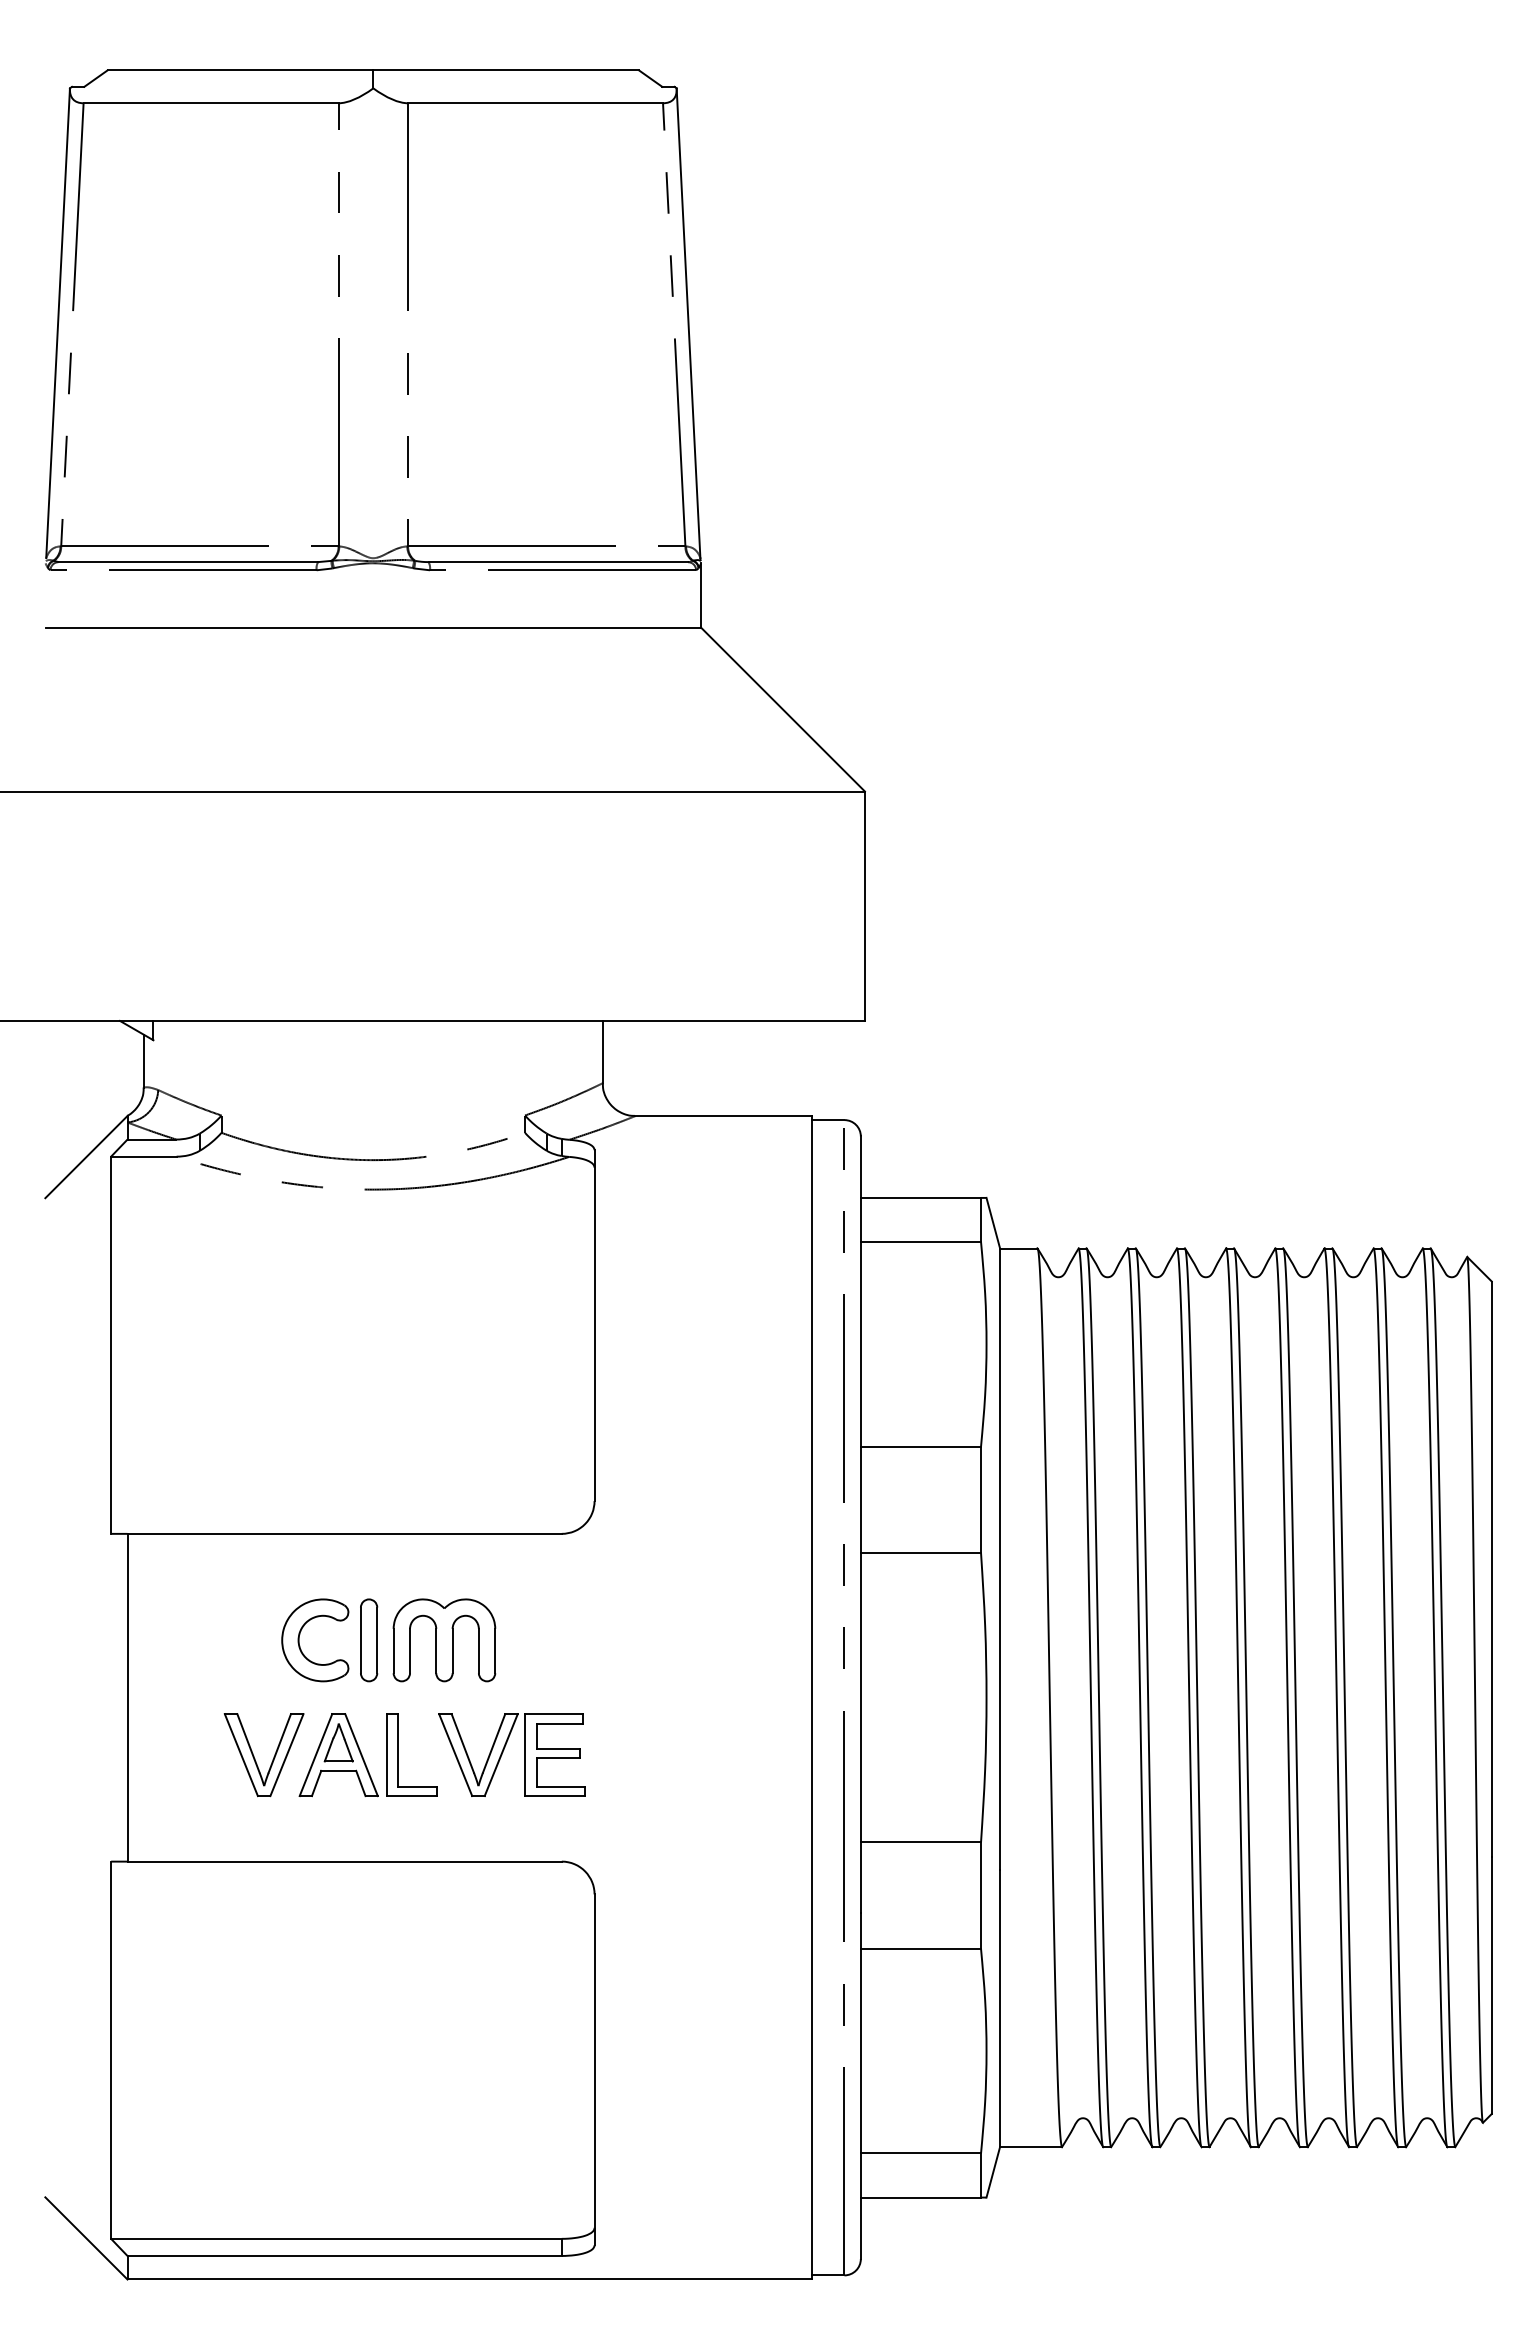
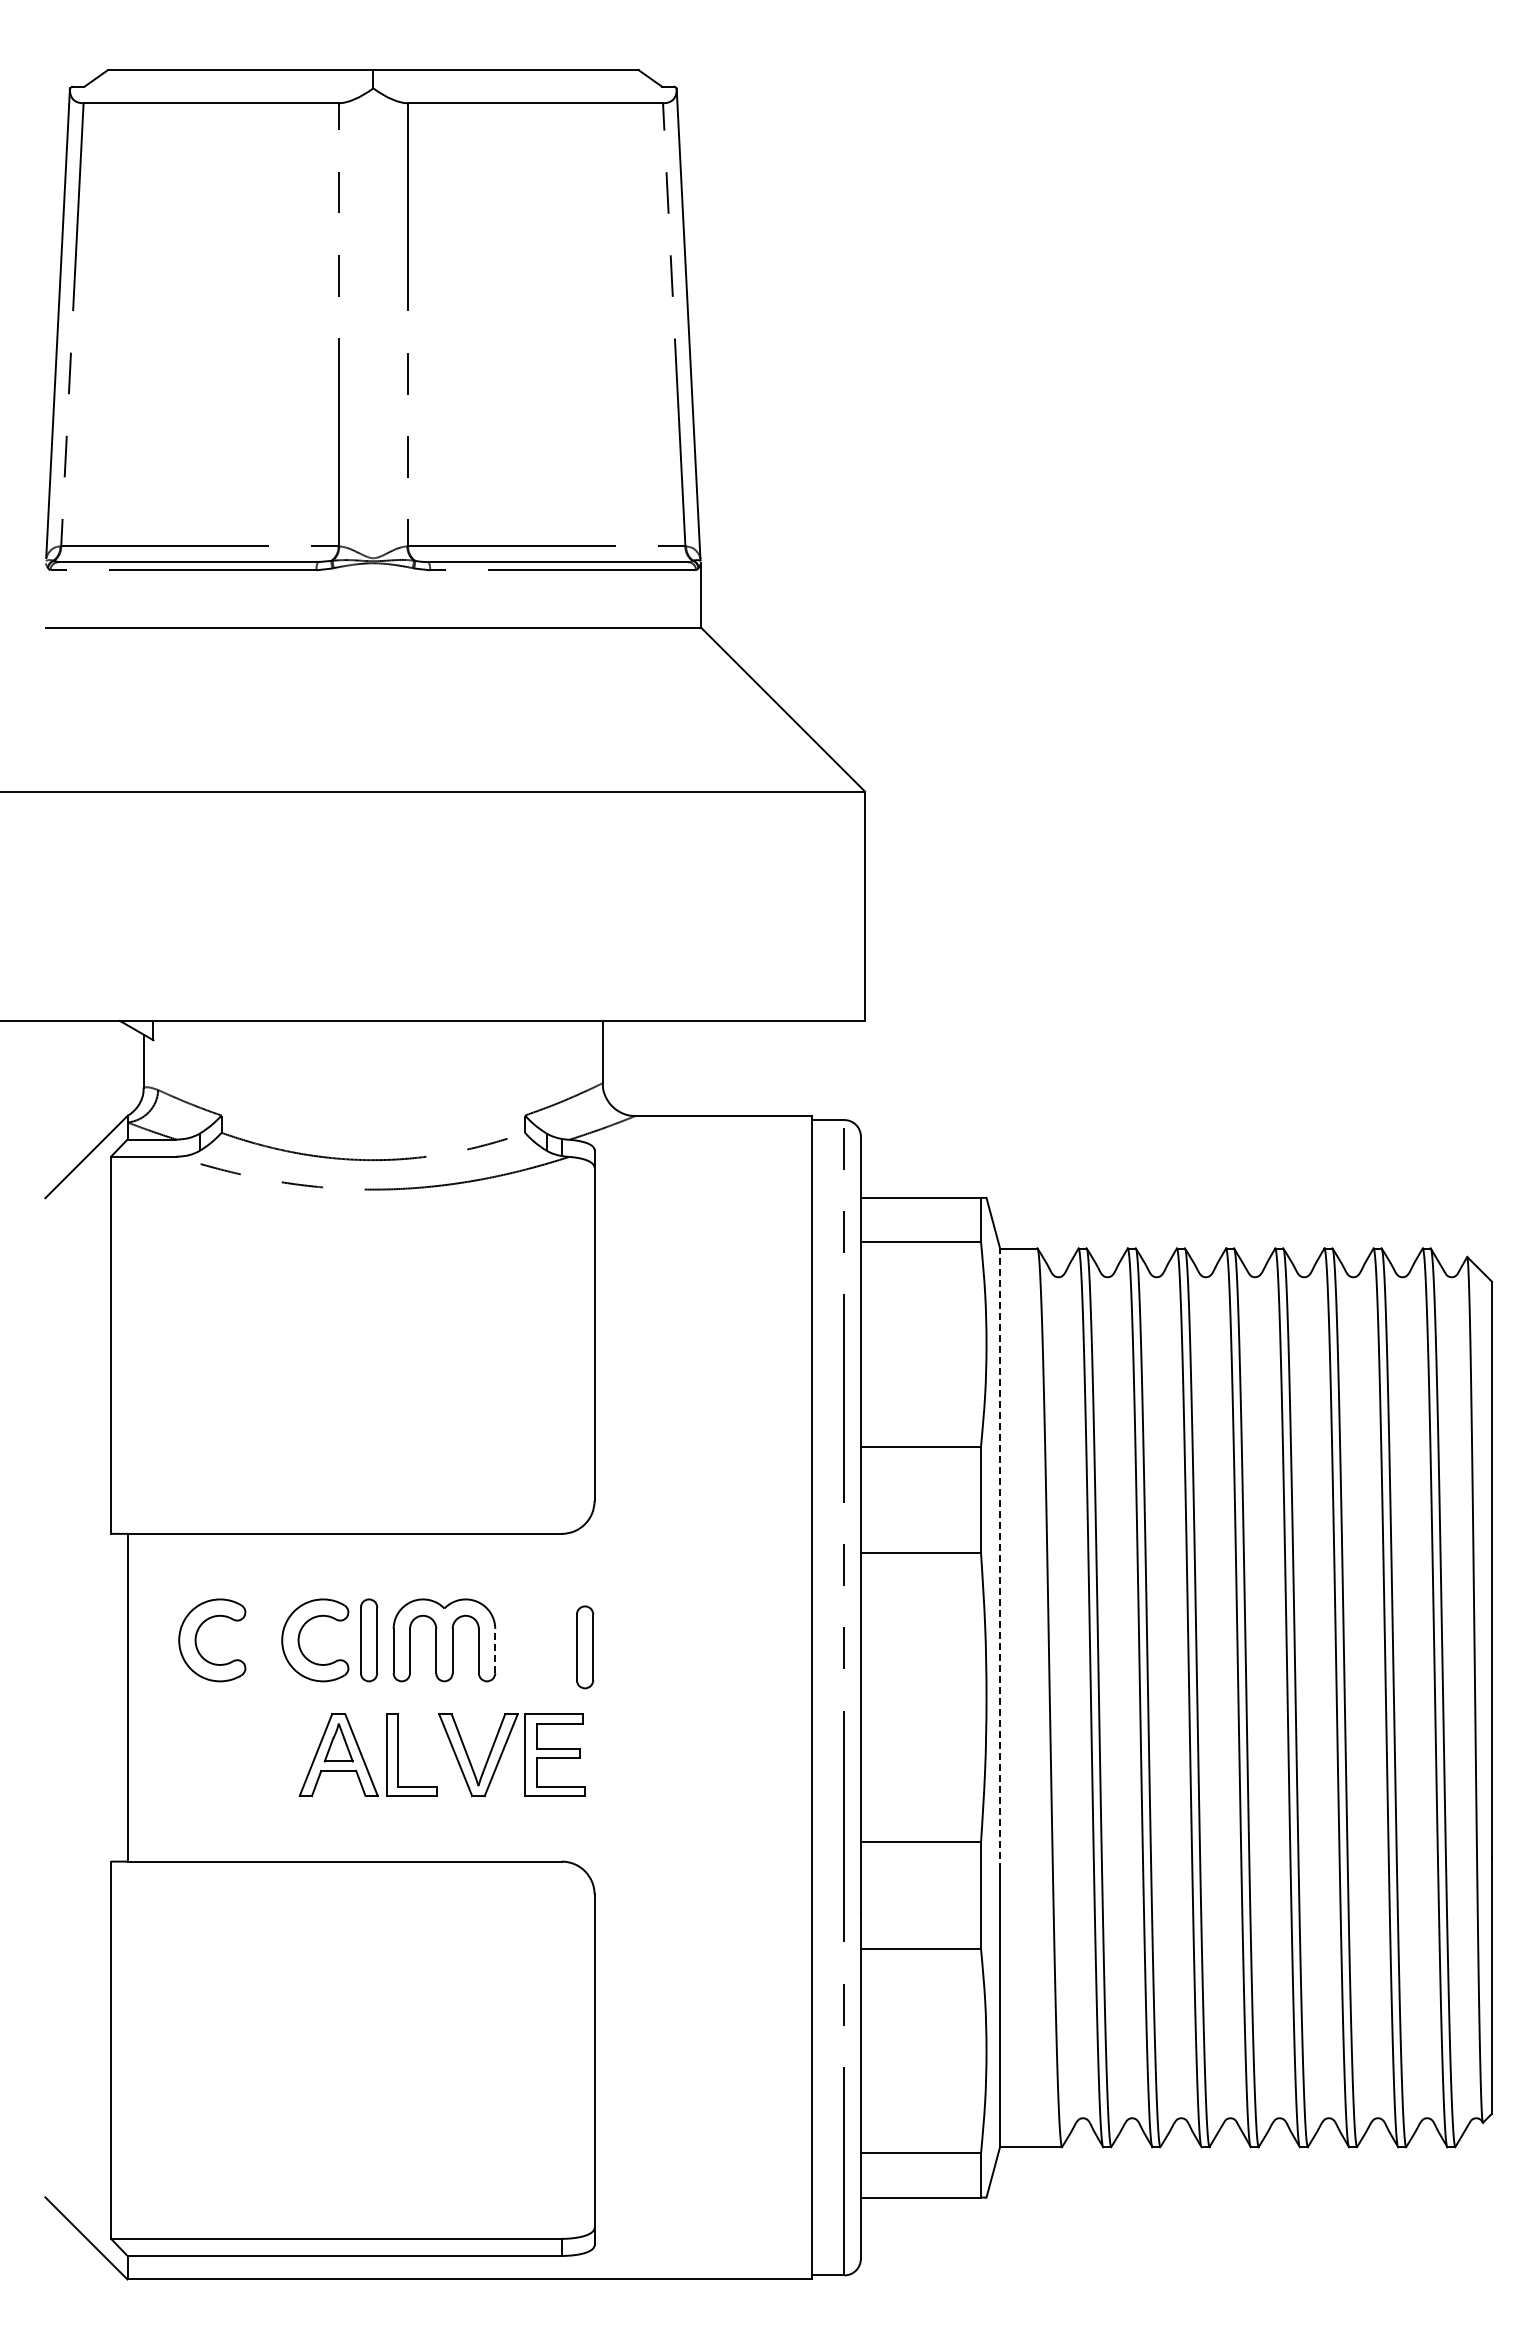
line: solid -> dashed (1000, 1558)
part: none -> present (197, 1645)
part: none -> present (585, 1647)
line: solid -> dashed (495, 1650)
part: present -> none (255, 1758)
